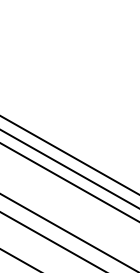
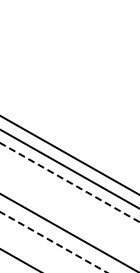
line: solid -> dashed (69, 182)
line: solid -> dashed (53, 242)
